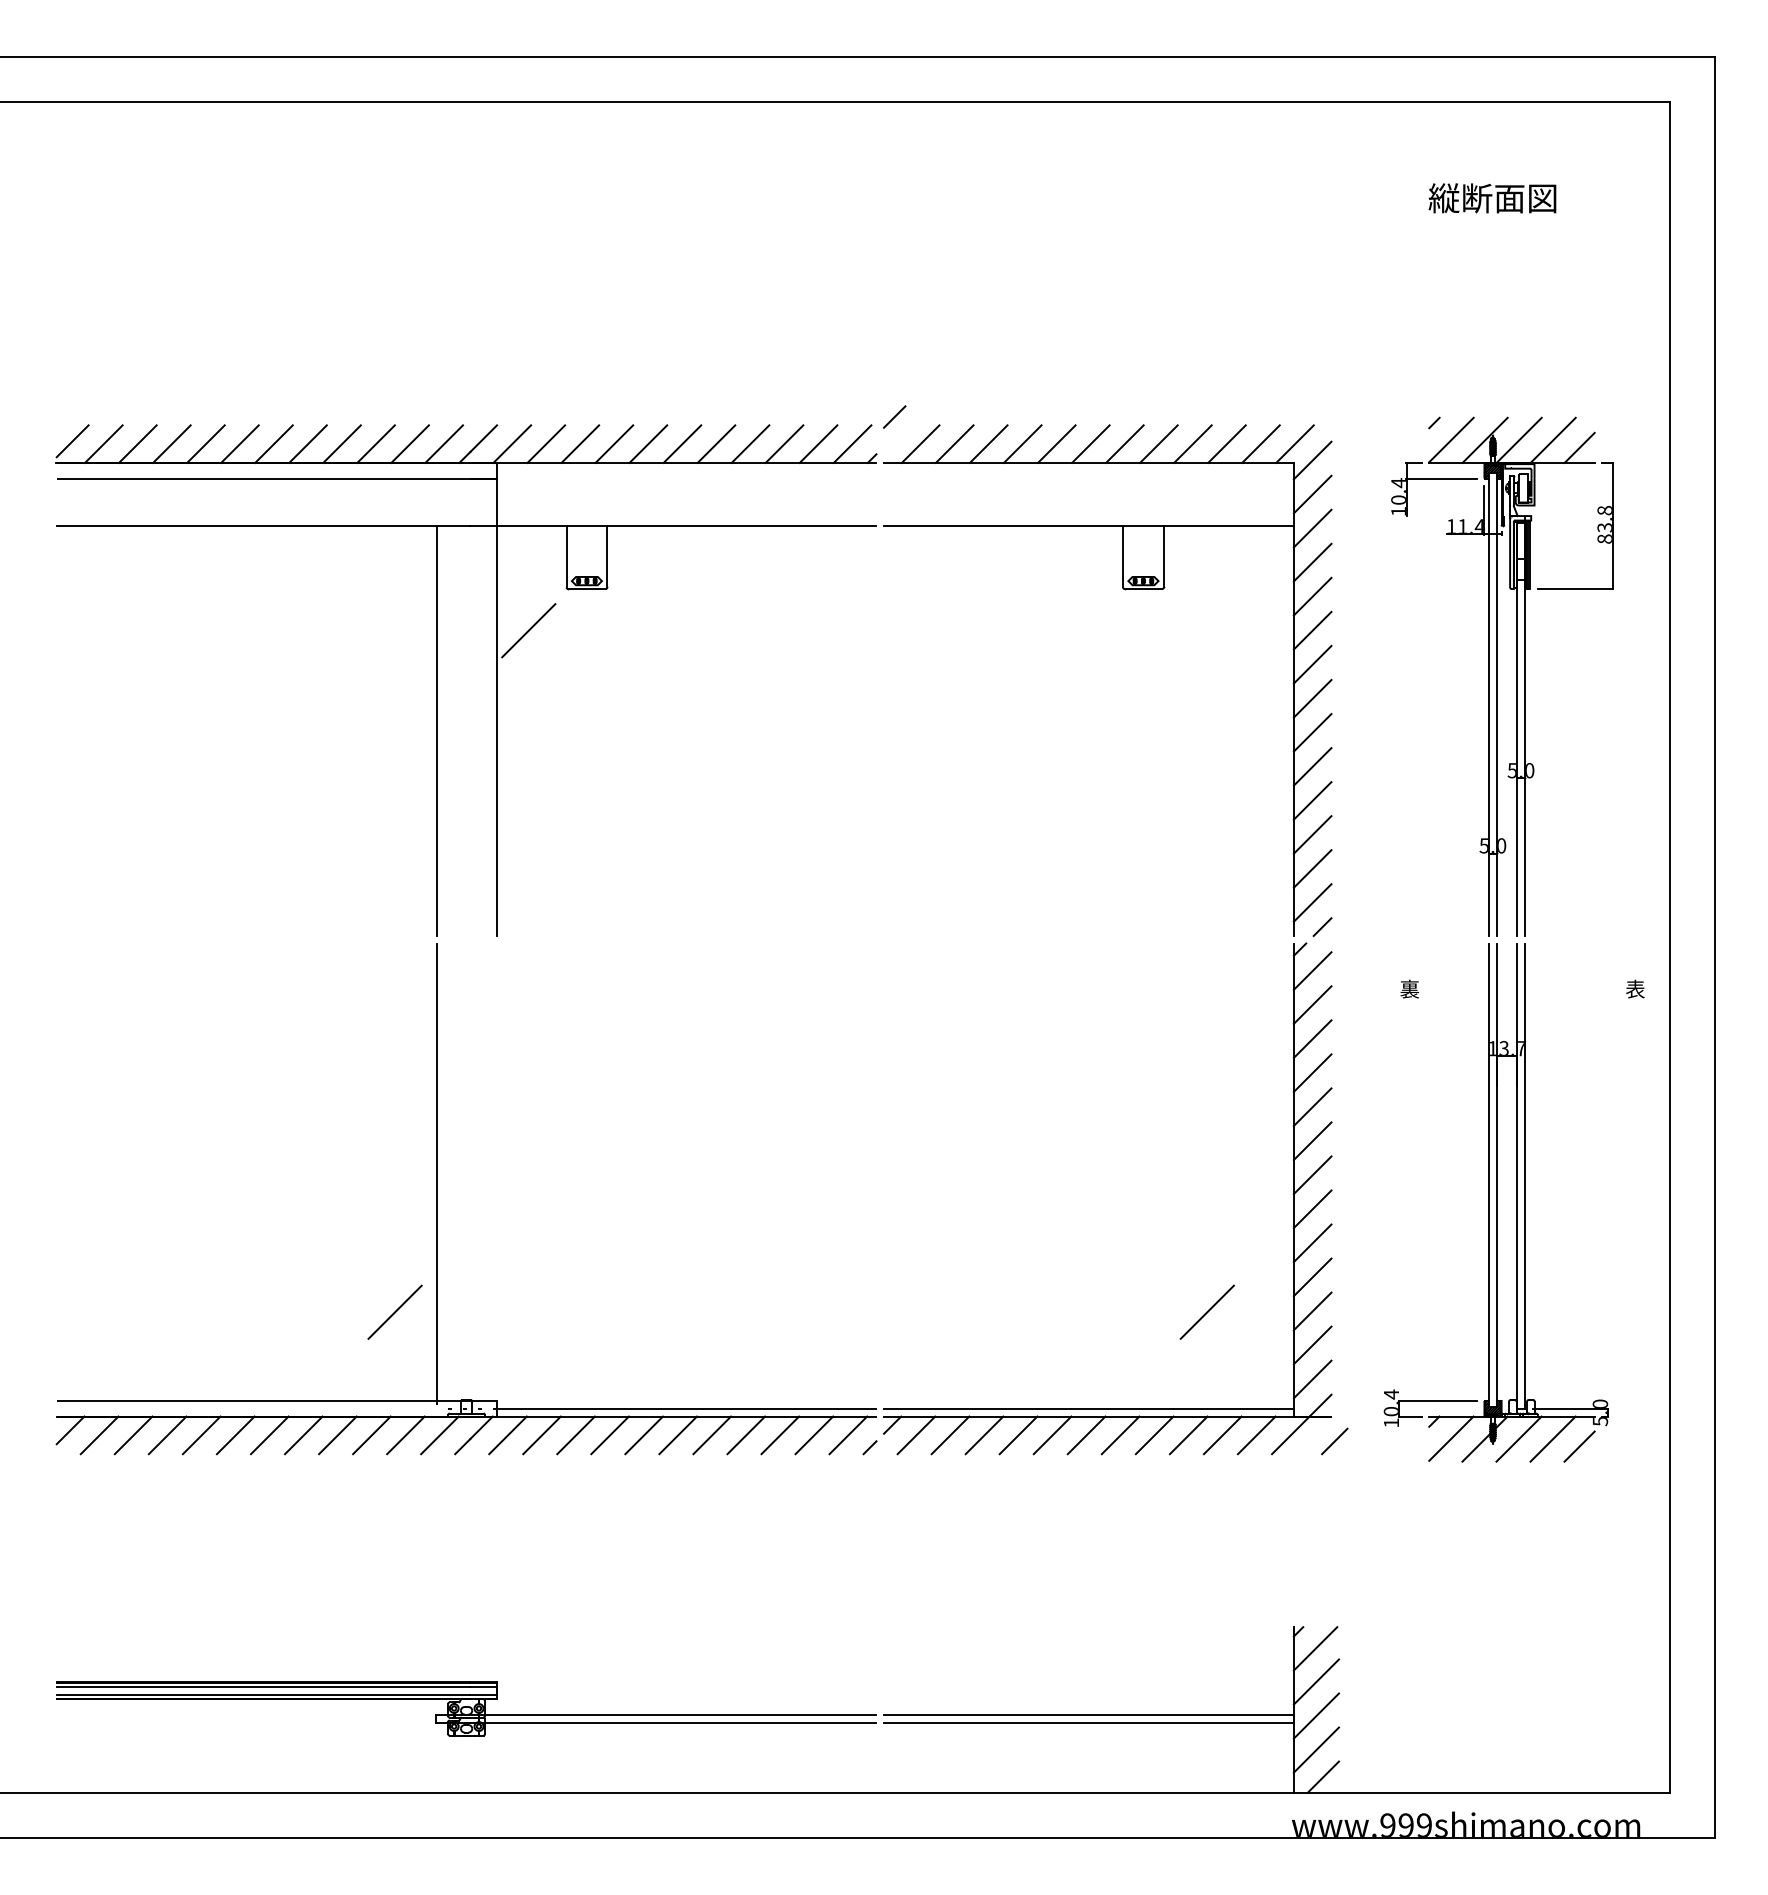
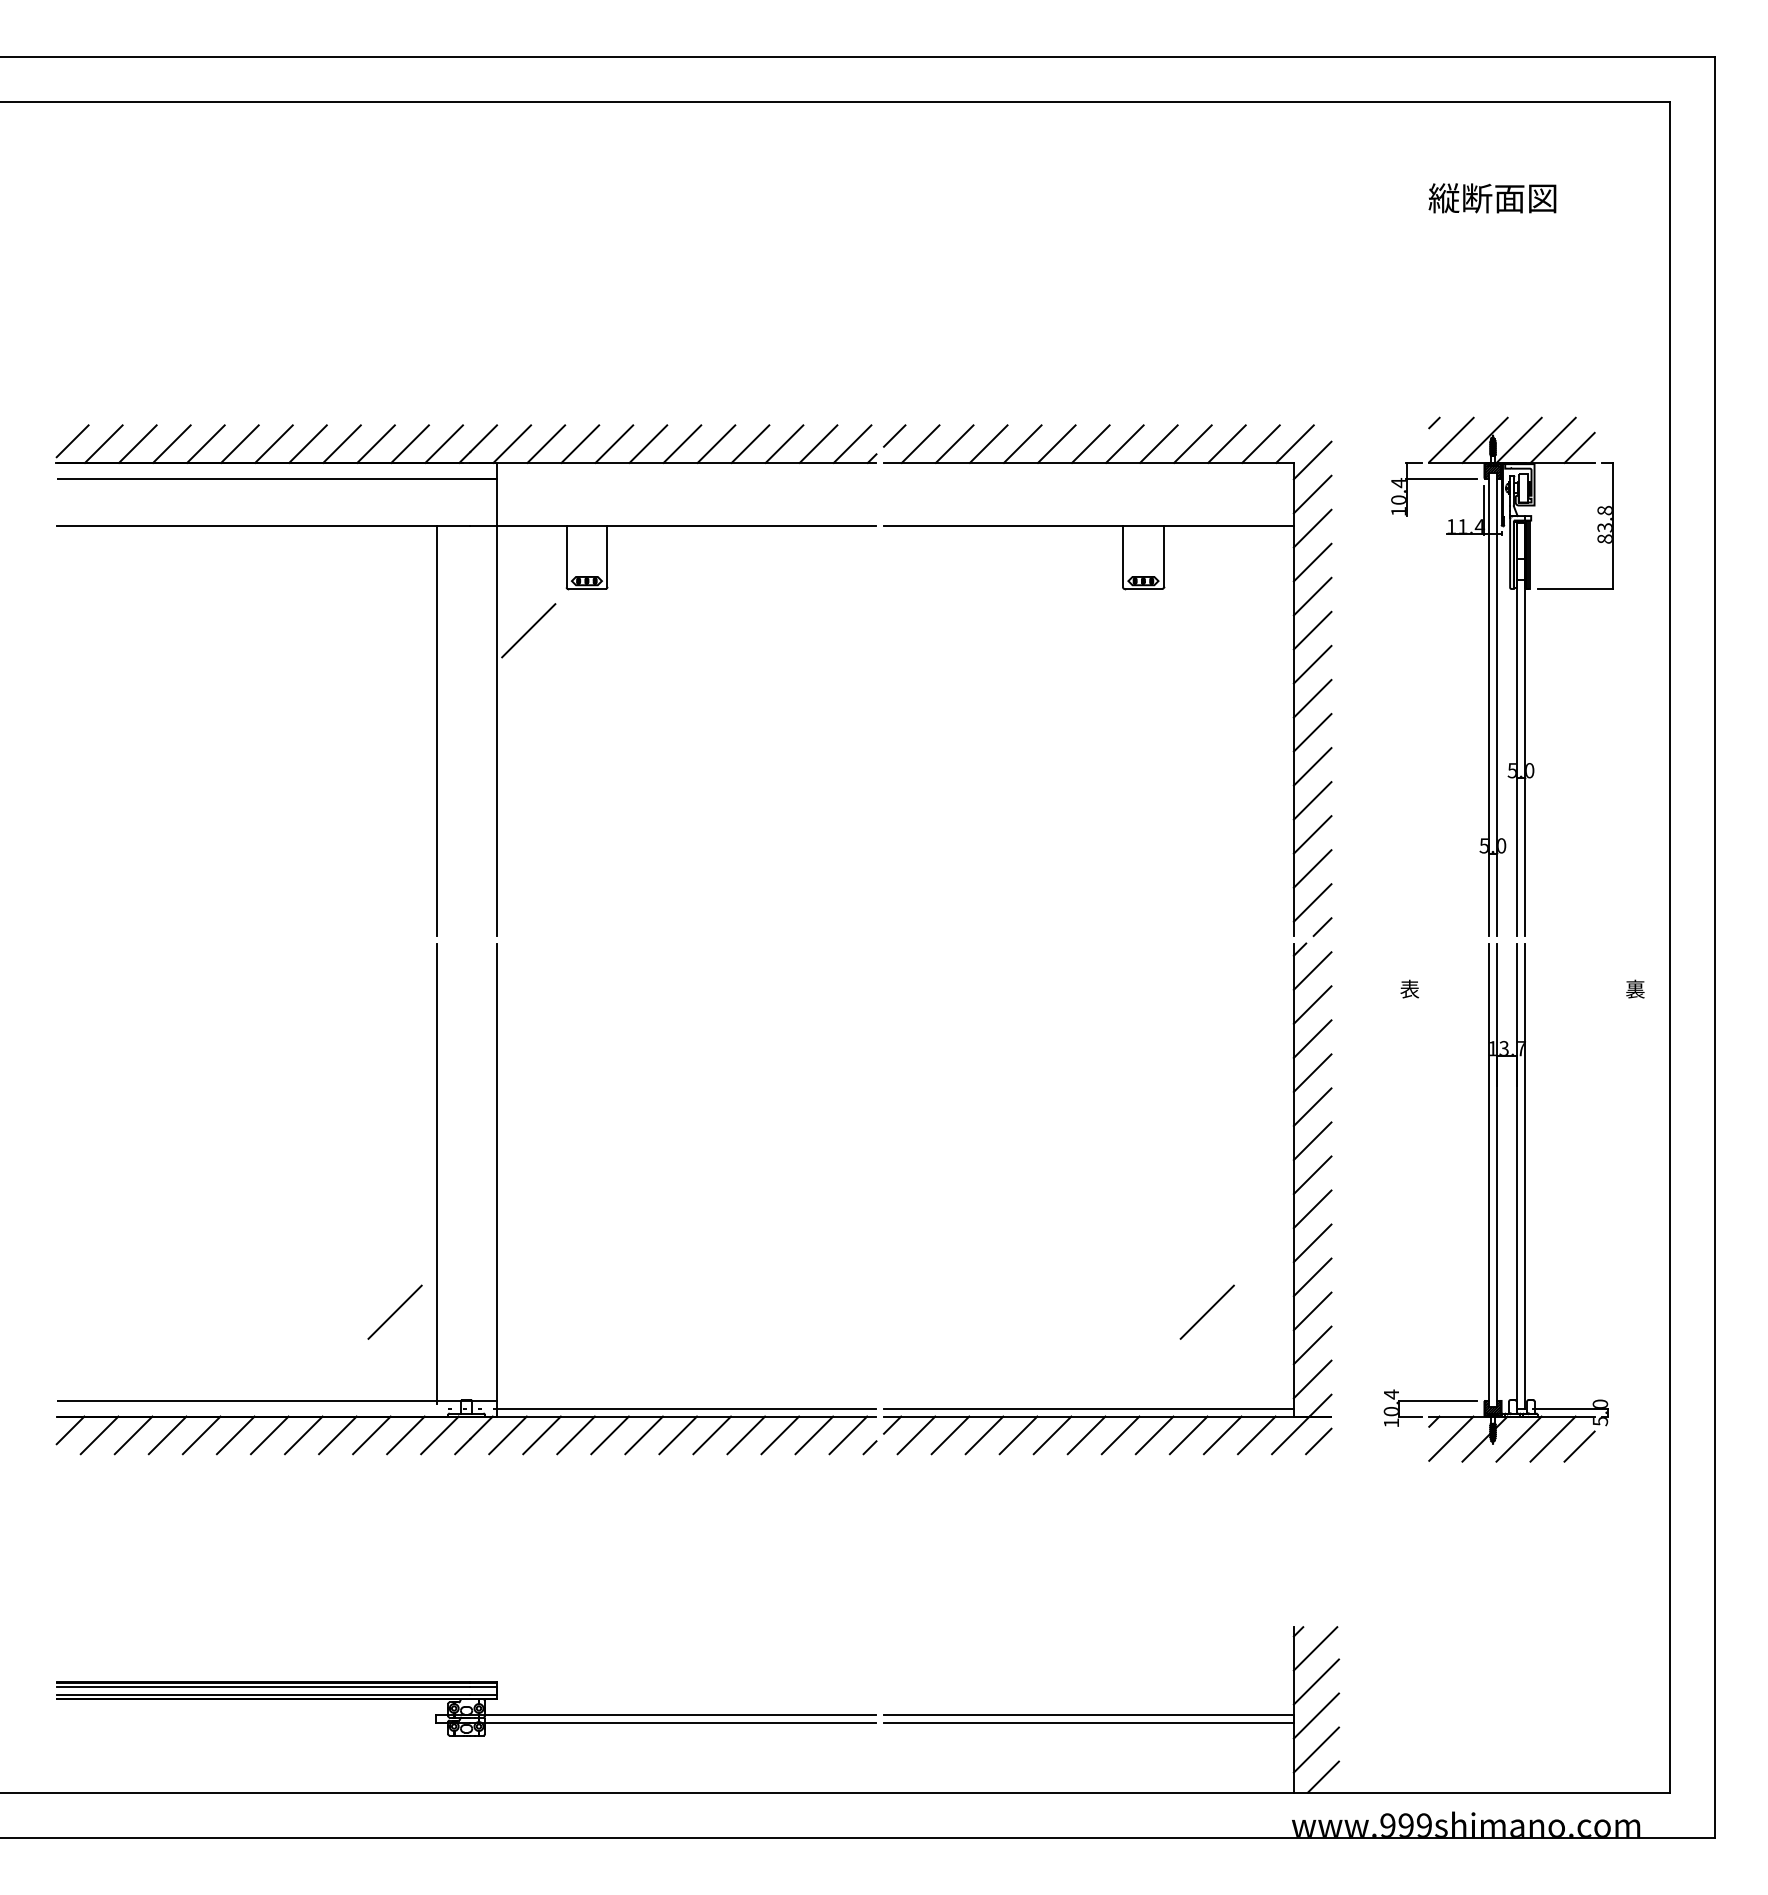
line position: (894, 416) -> (894, 435) (894, 435)
text: 裏 -> 表 (1409, 989)
text: 表 -> 裏 (1635, 989)
line: none -> present (496, 1171)
line position: (1334, 1441) -> (1318, 1441) (1318, 1441)
